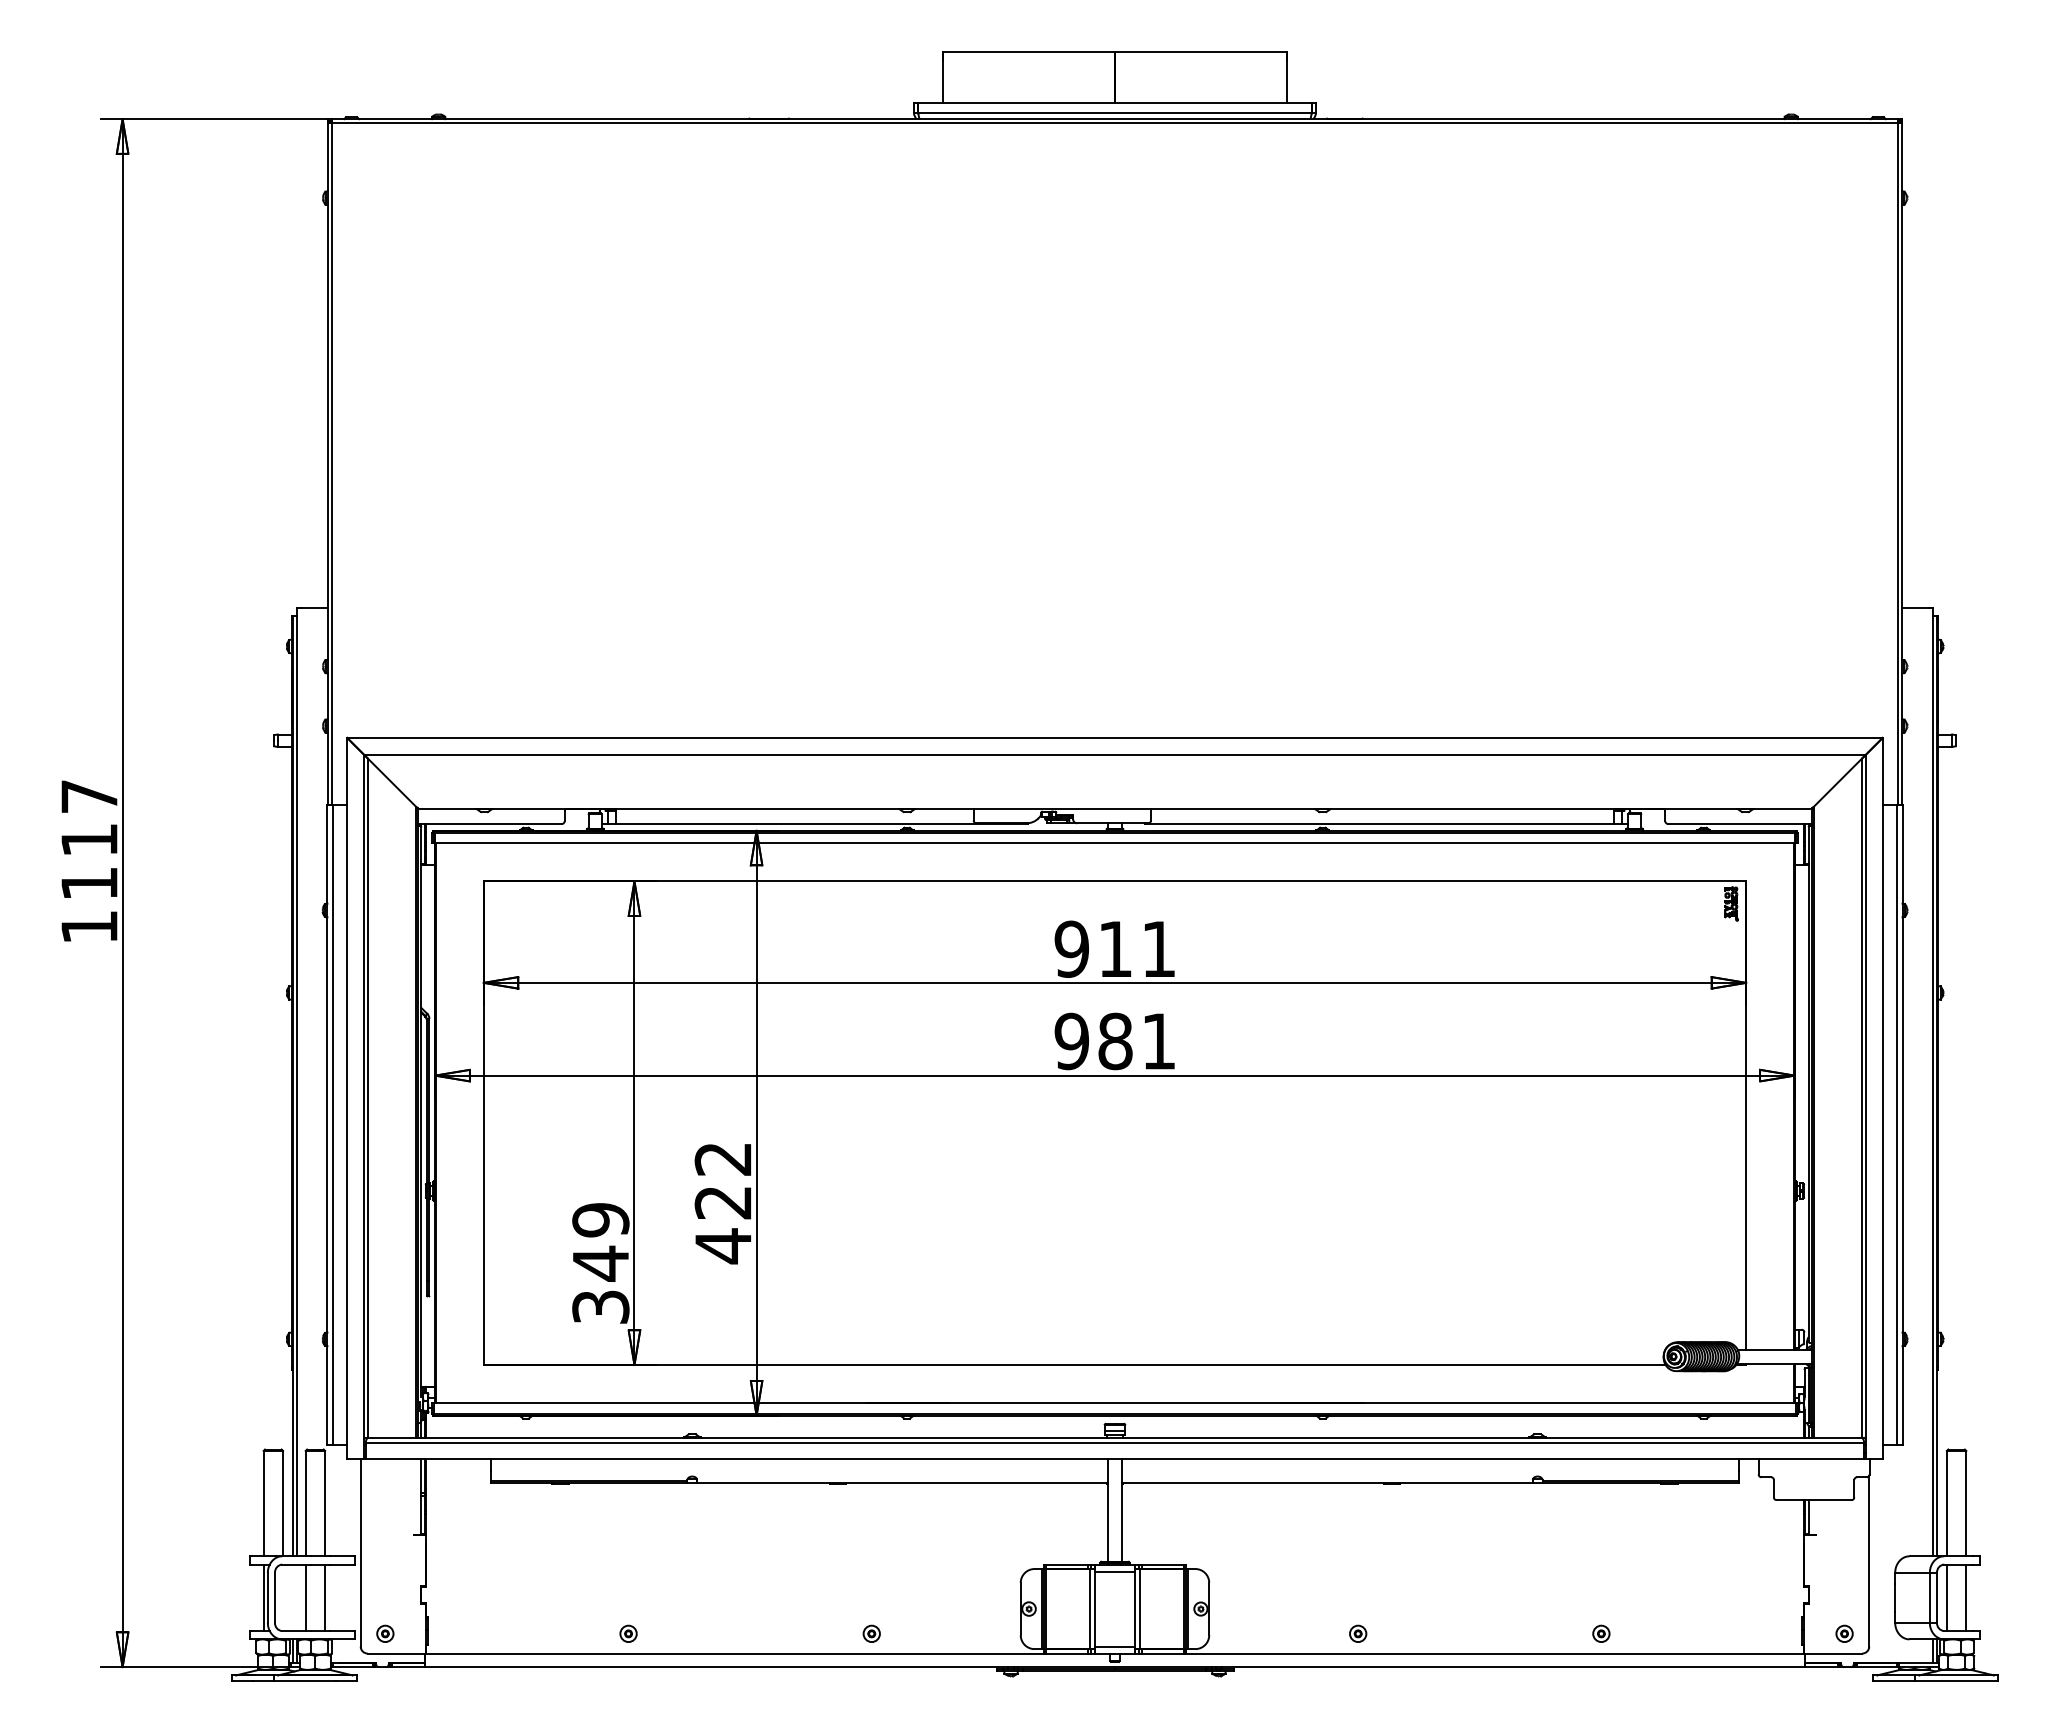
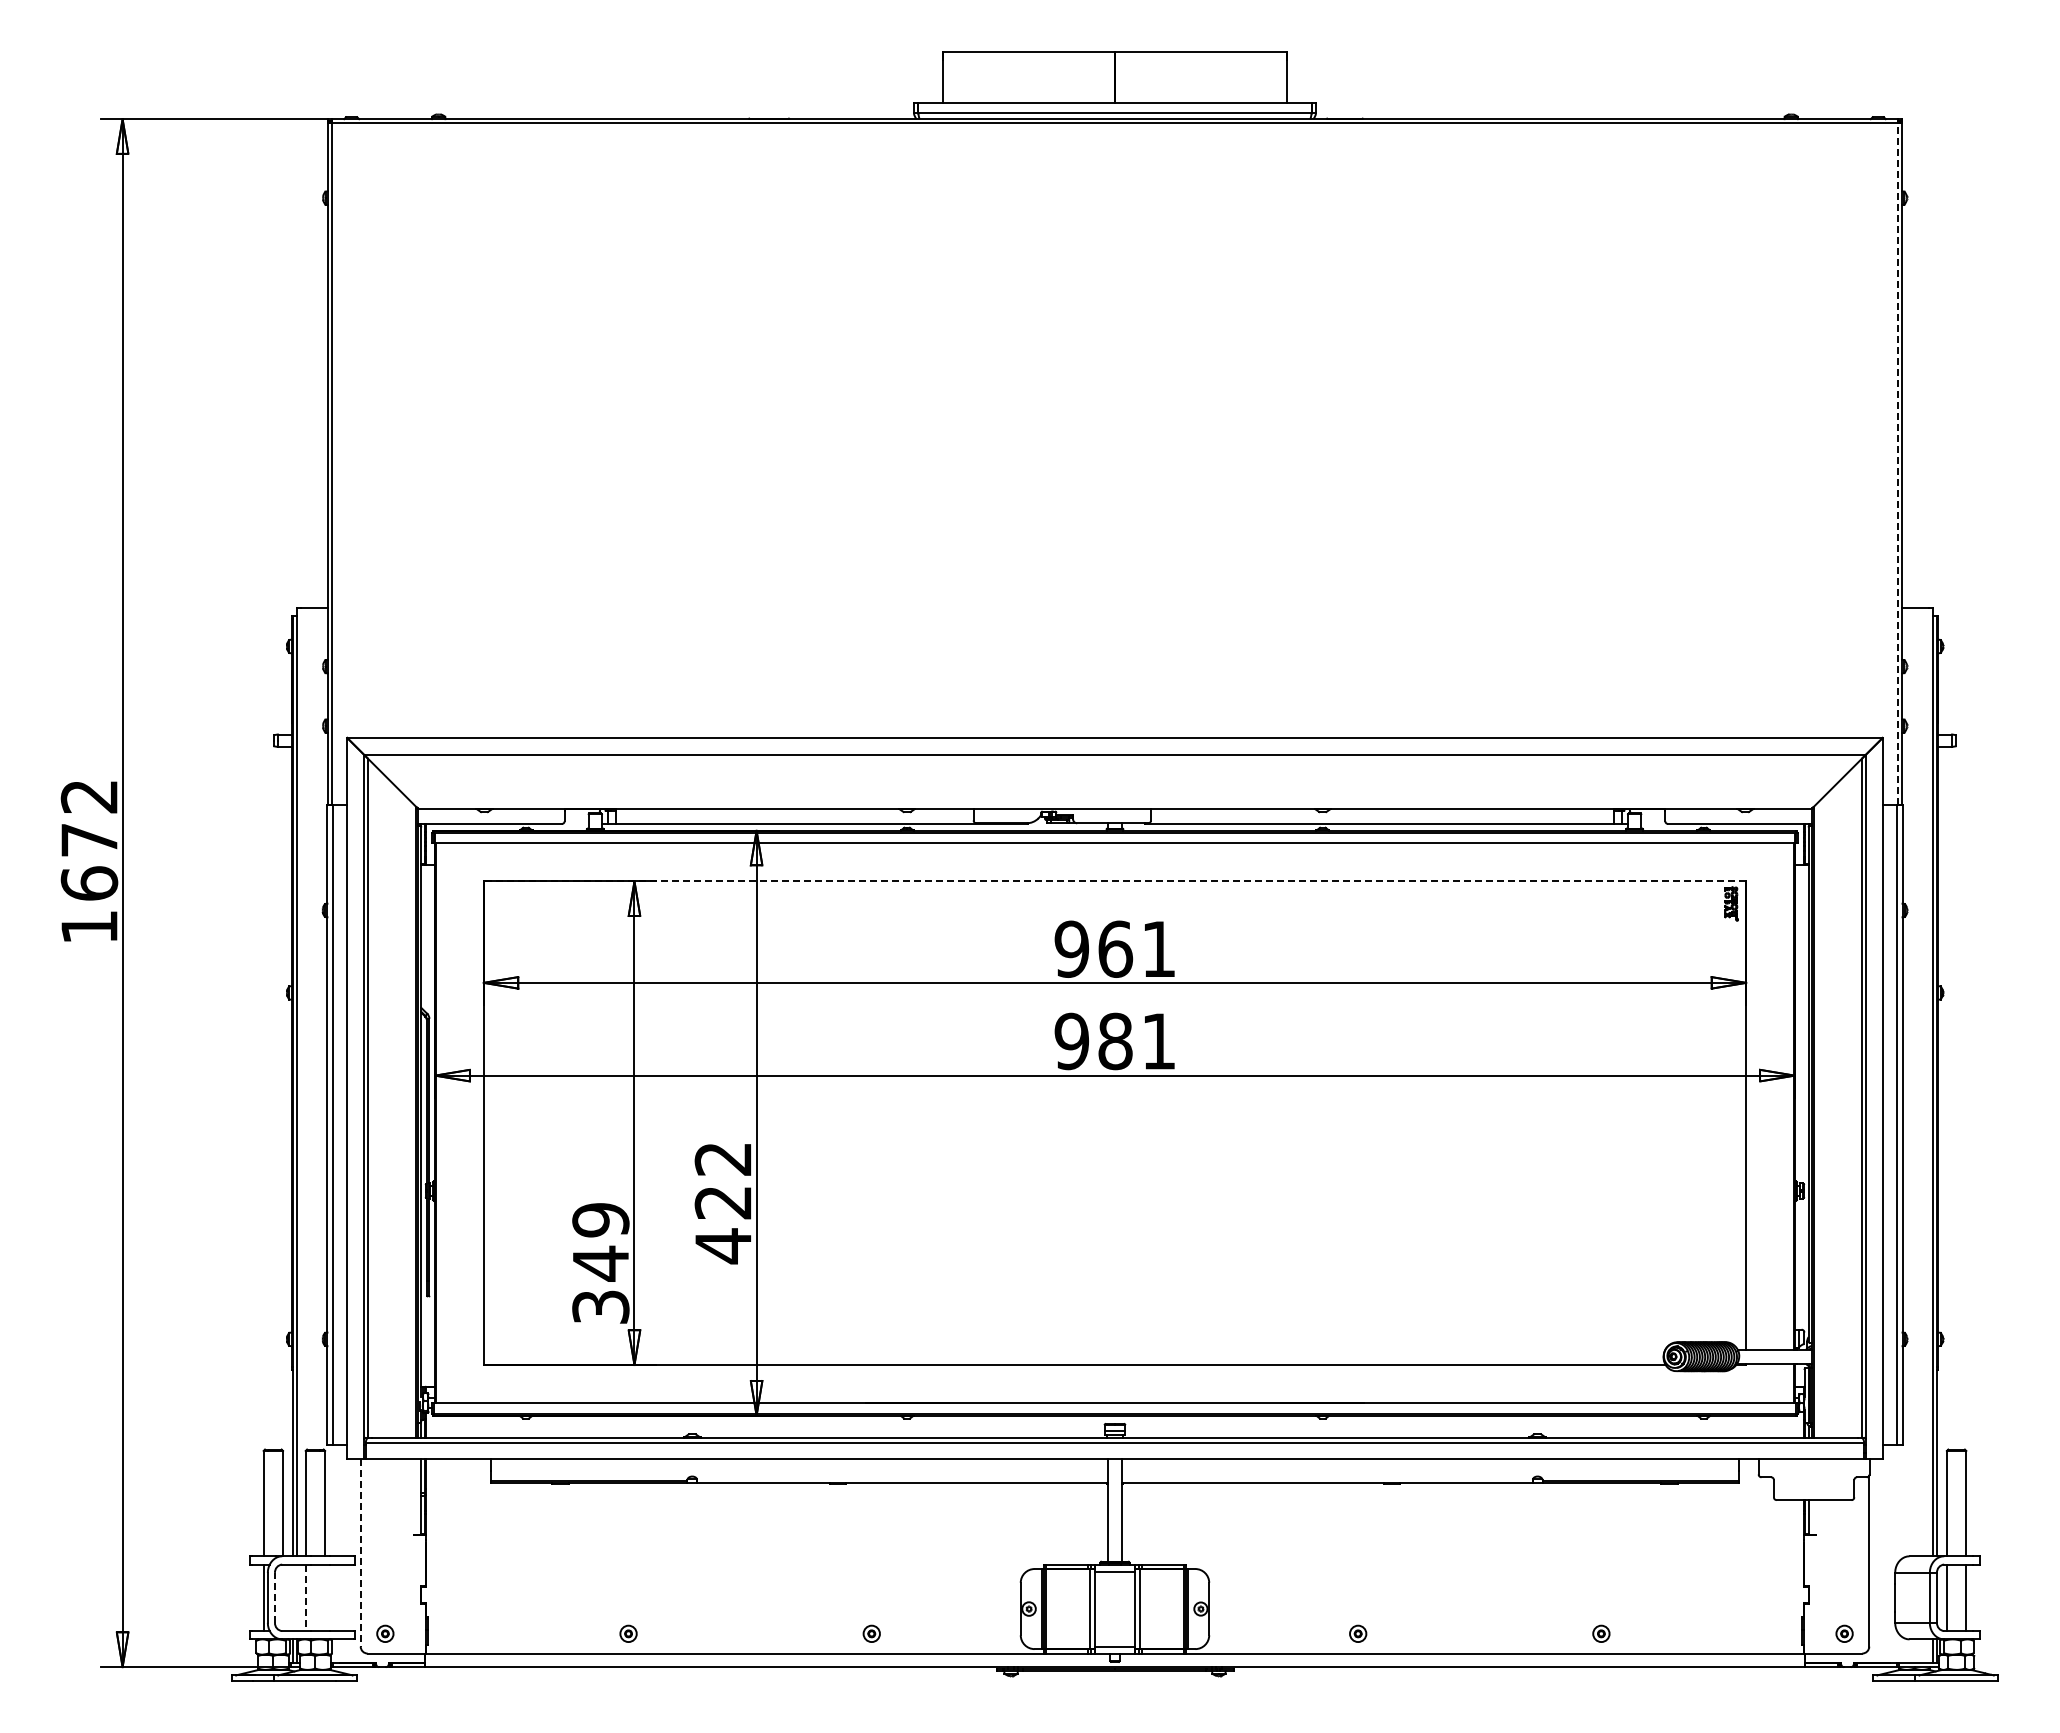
line: solid -> dashed (1897, 464)
text: 1117 -> 1672 (89, 840)
line: solid -> dashed (1114, 881)
text: 911 -> 961 (1115, 948)
line: solid -> dashed (360, 1553)
line: solid -> dashed (275, 1597)
line: present -> none (325, 1597)
line: solid -> dashed (305, 1598)
